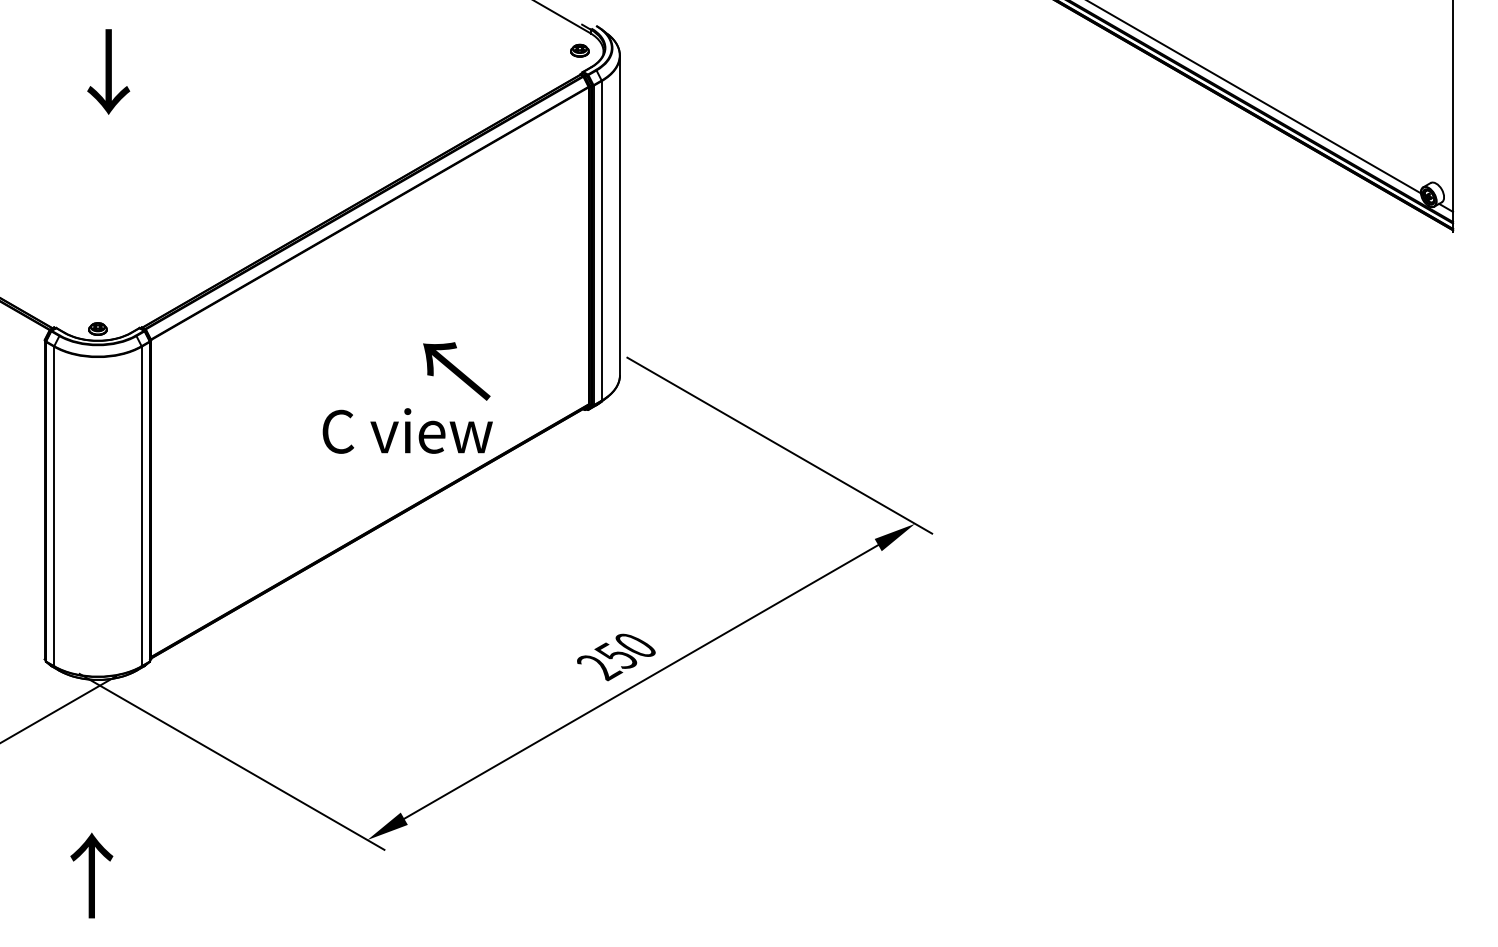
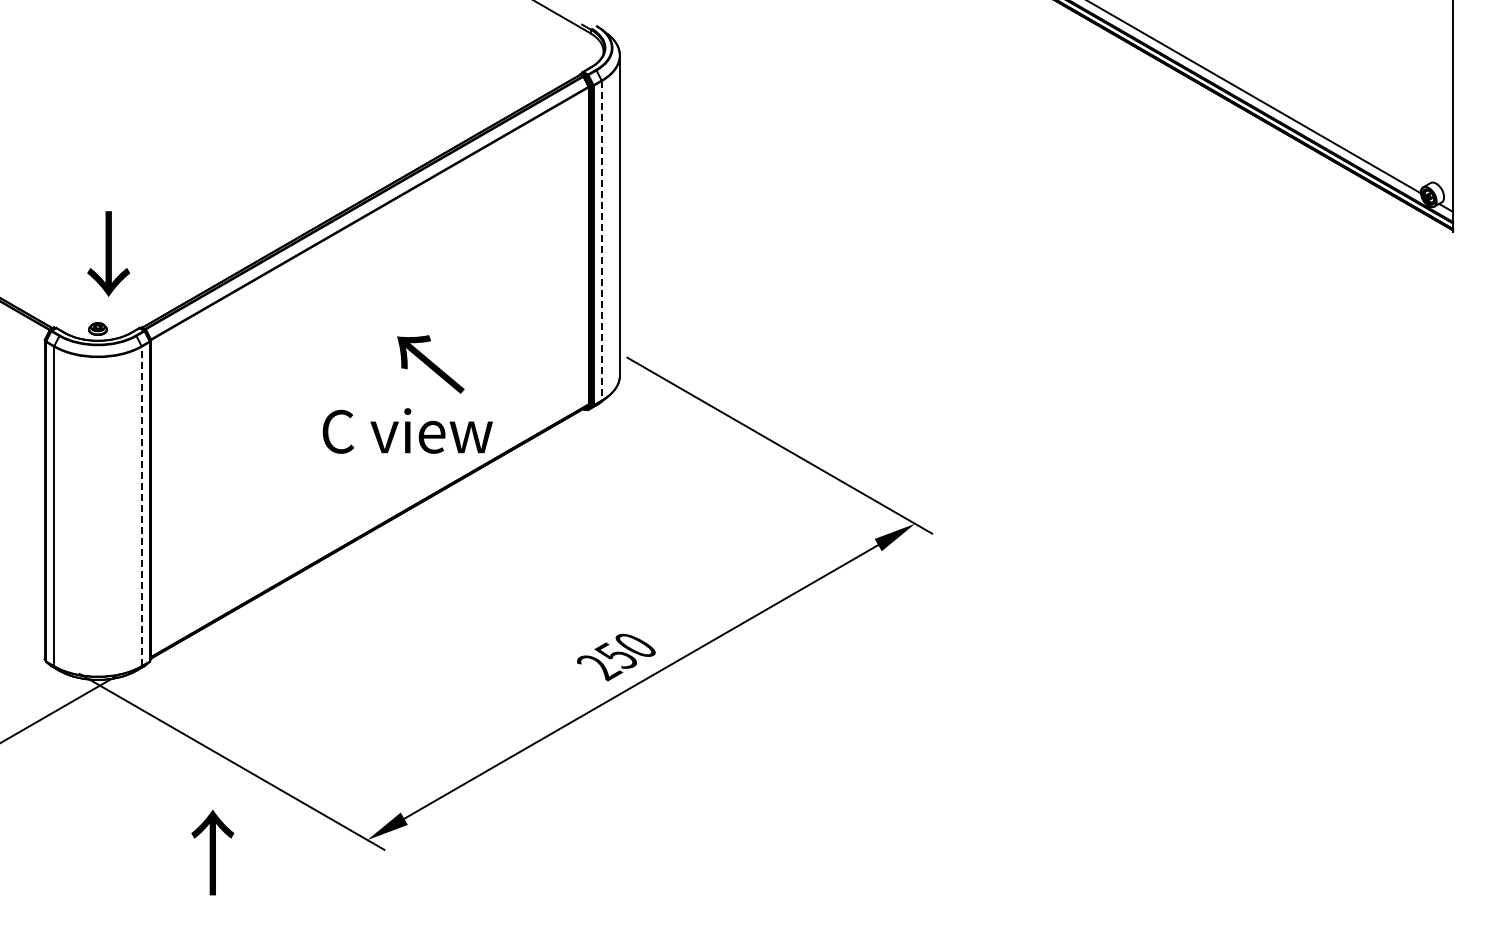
part: present -> none (579, 50)
text position: (108, 71) -> (108, 253) (108, 253)
line: solid -> dashed (601, 240)
text position: (456, 371) -> (430, 364) (430, 364)
line: solid -> dashed (141, 506)
text position: (91, 875) -> (212, 852) (212, 852)
